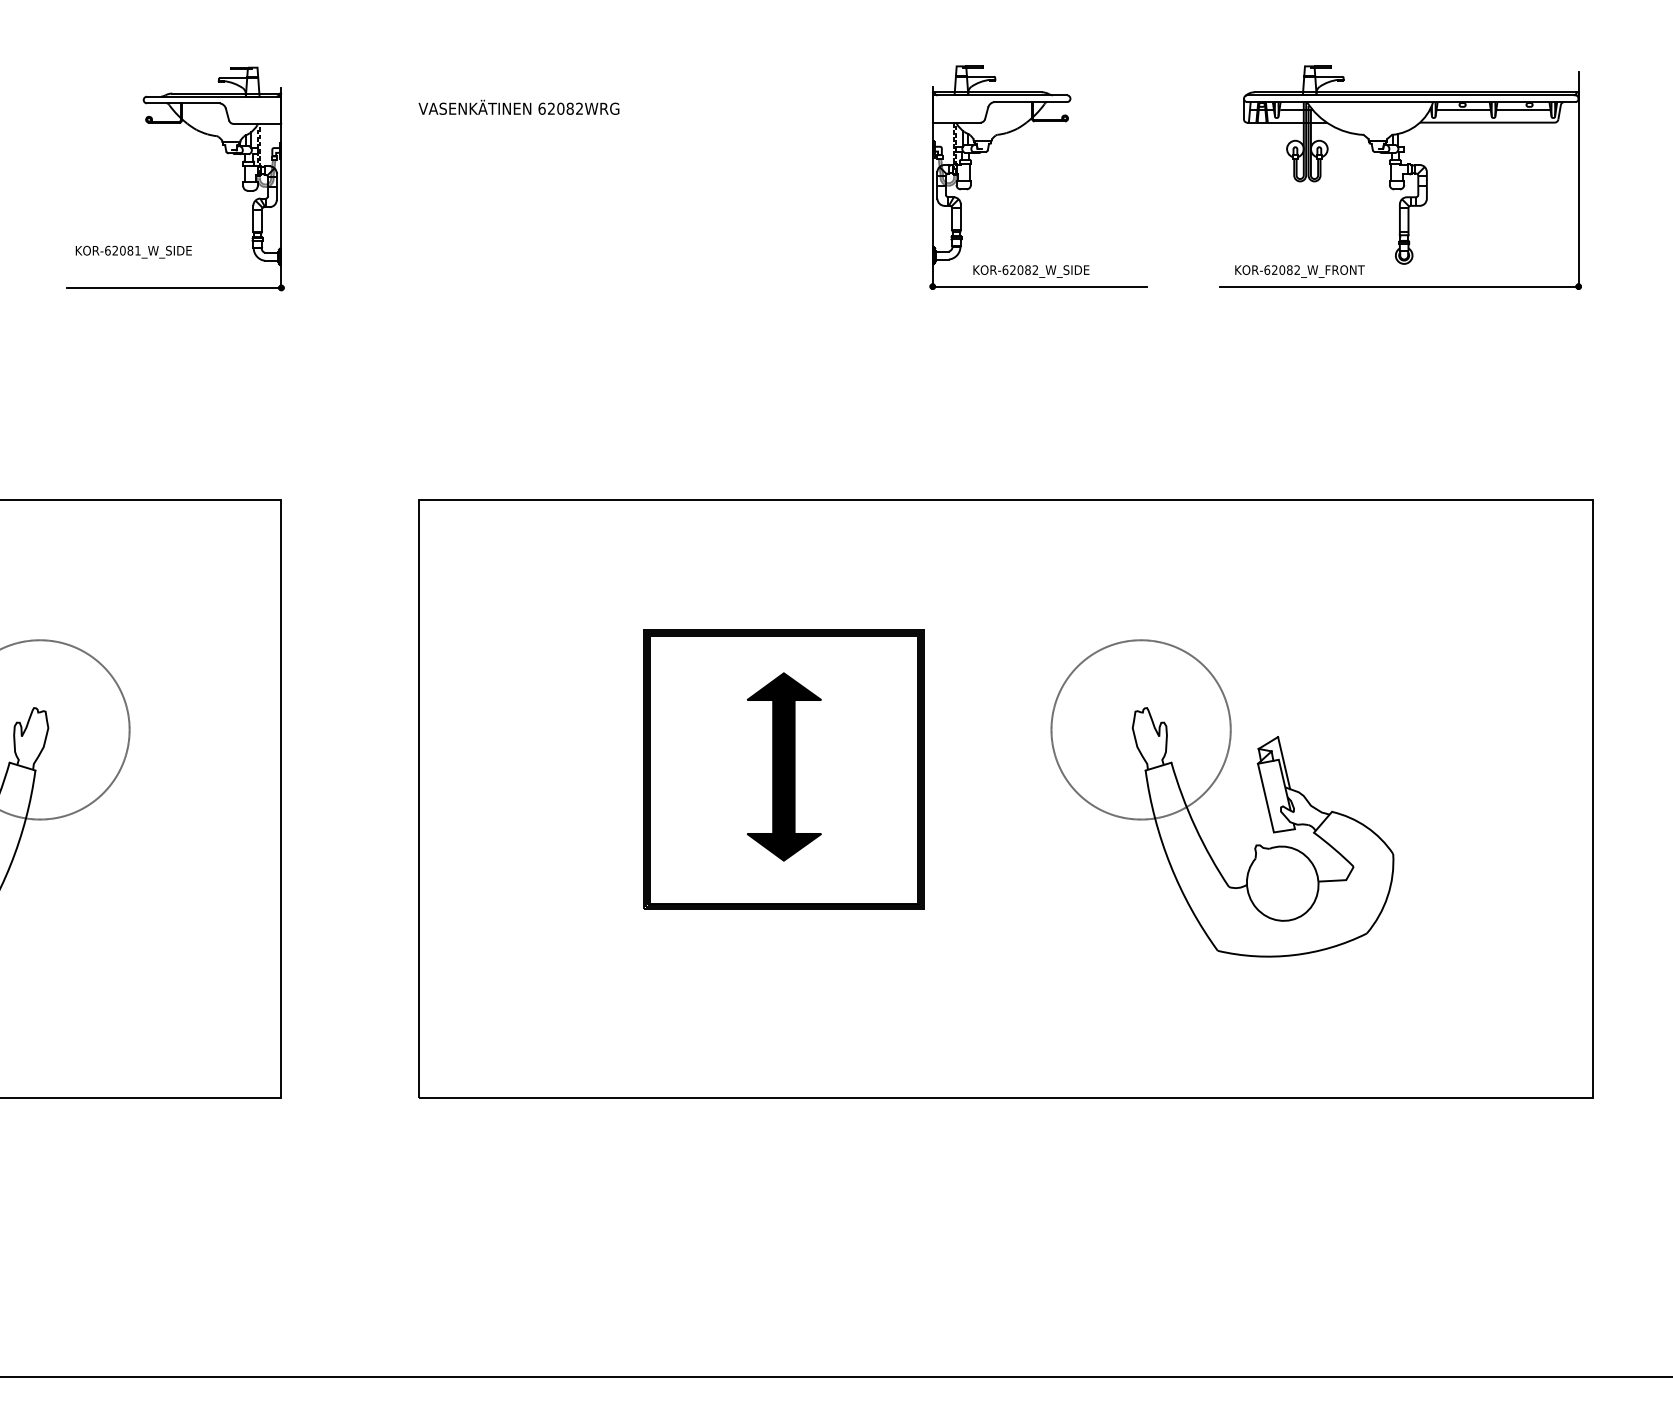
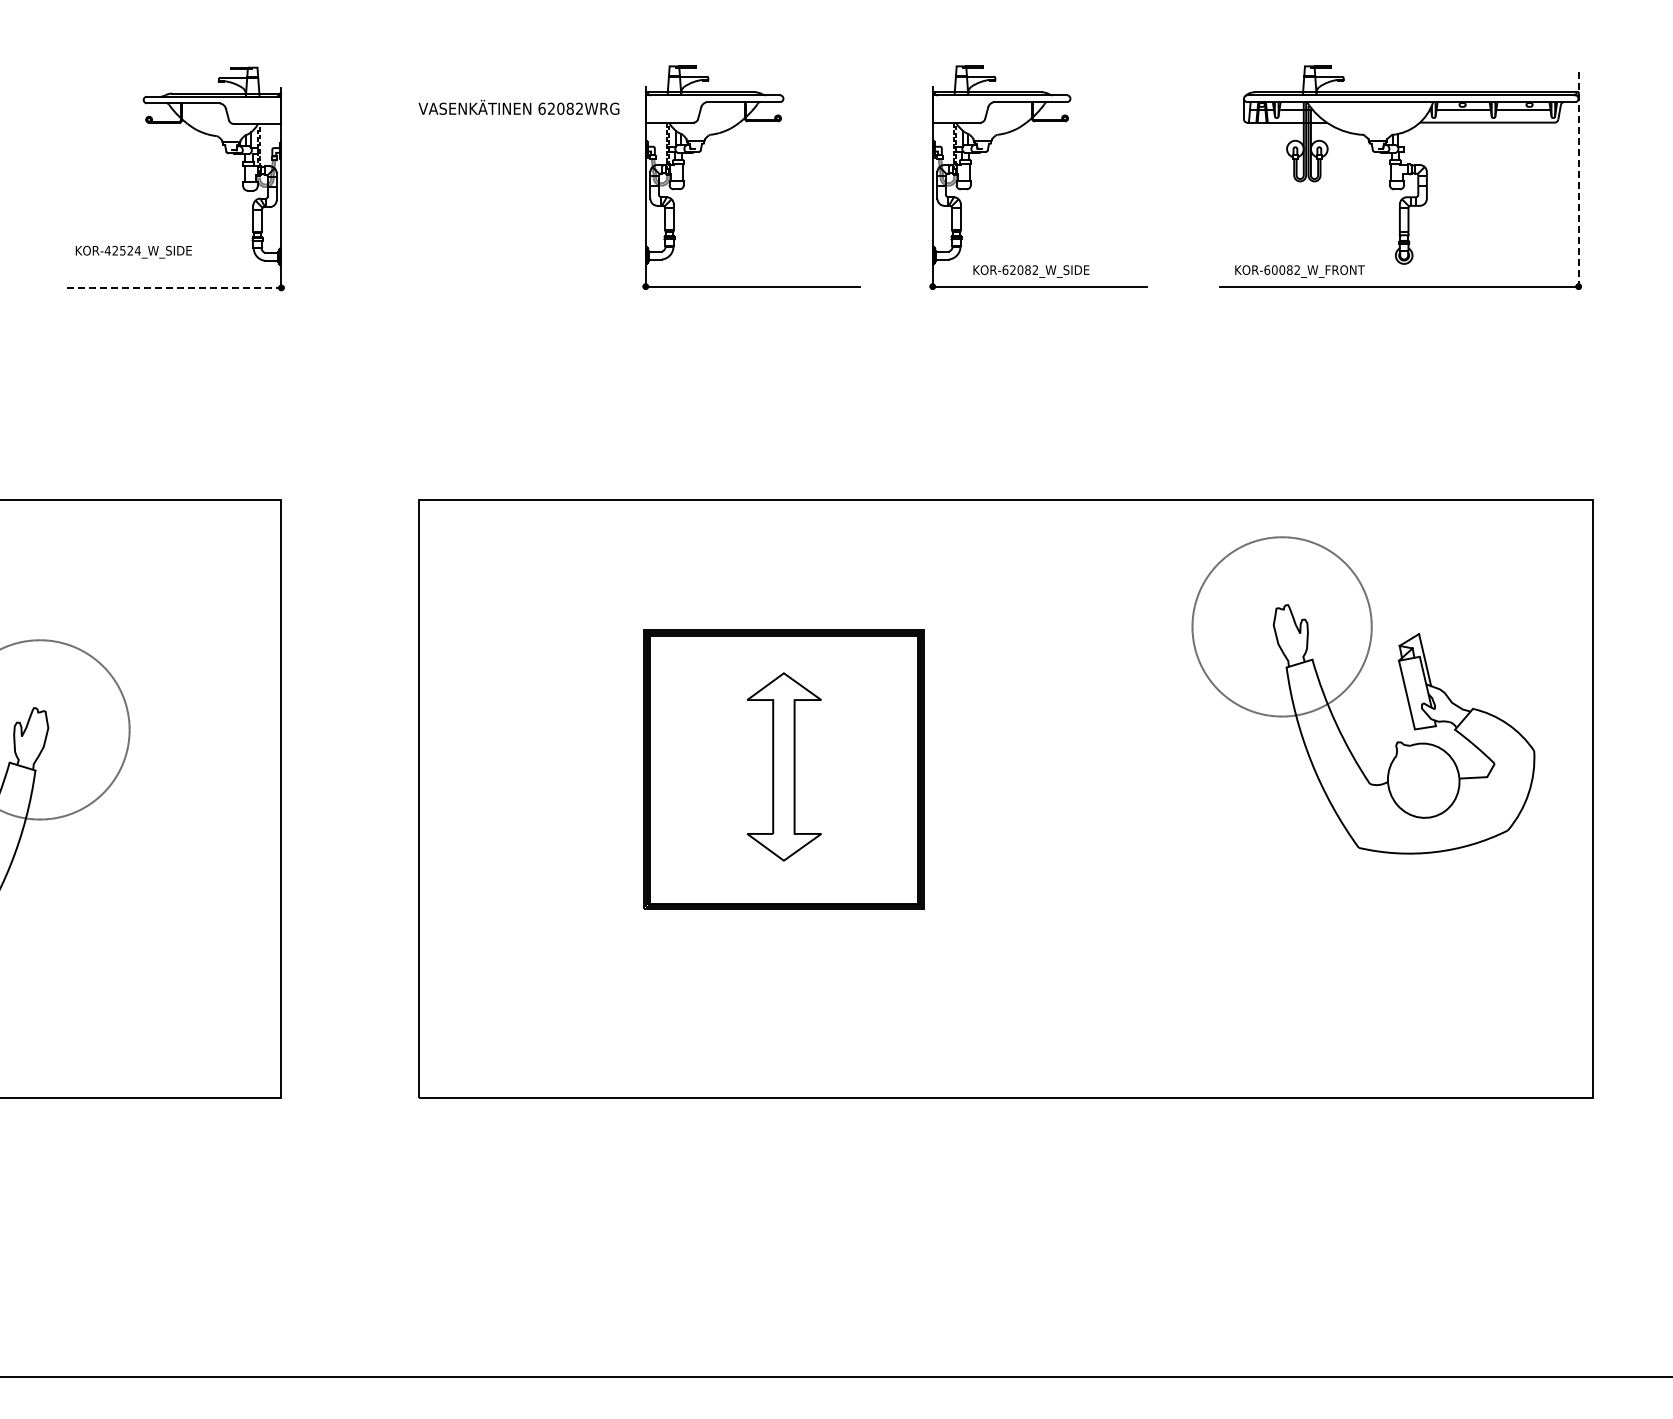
part: none -> present (727, 131)
line: solid -> dashed (1578, 179)
text: KOR-62081_W_SIDE -> KOR-42524_W_SIDE (122, 250)
text: KOR-62082_W_FRONT -> KOR-60082_W_FRONT (1274, 269)
line: solid -> dashed (174, 287)
fill: present -> none (784, 766)
part position: (1210, 788) -> (1351, 685) (1351, 685)
